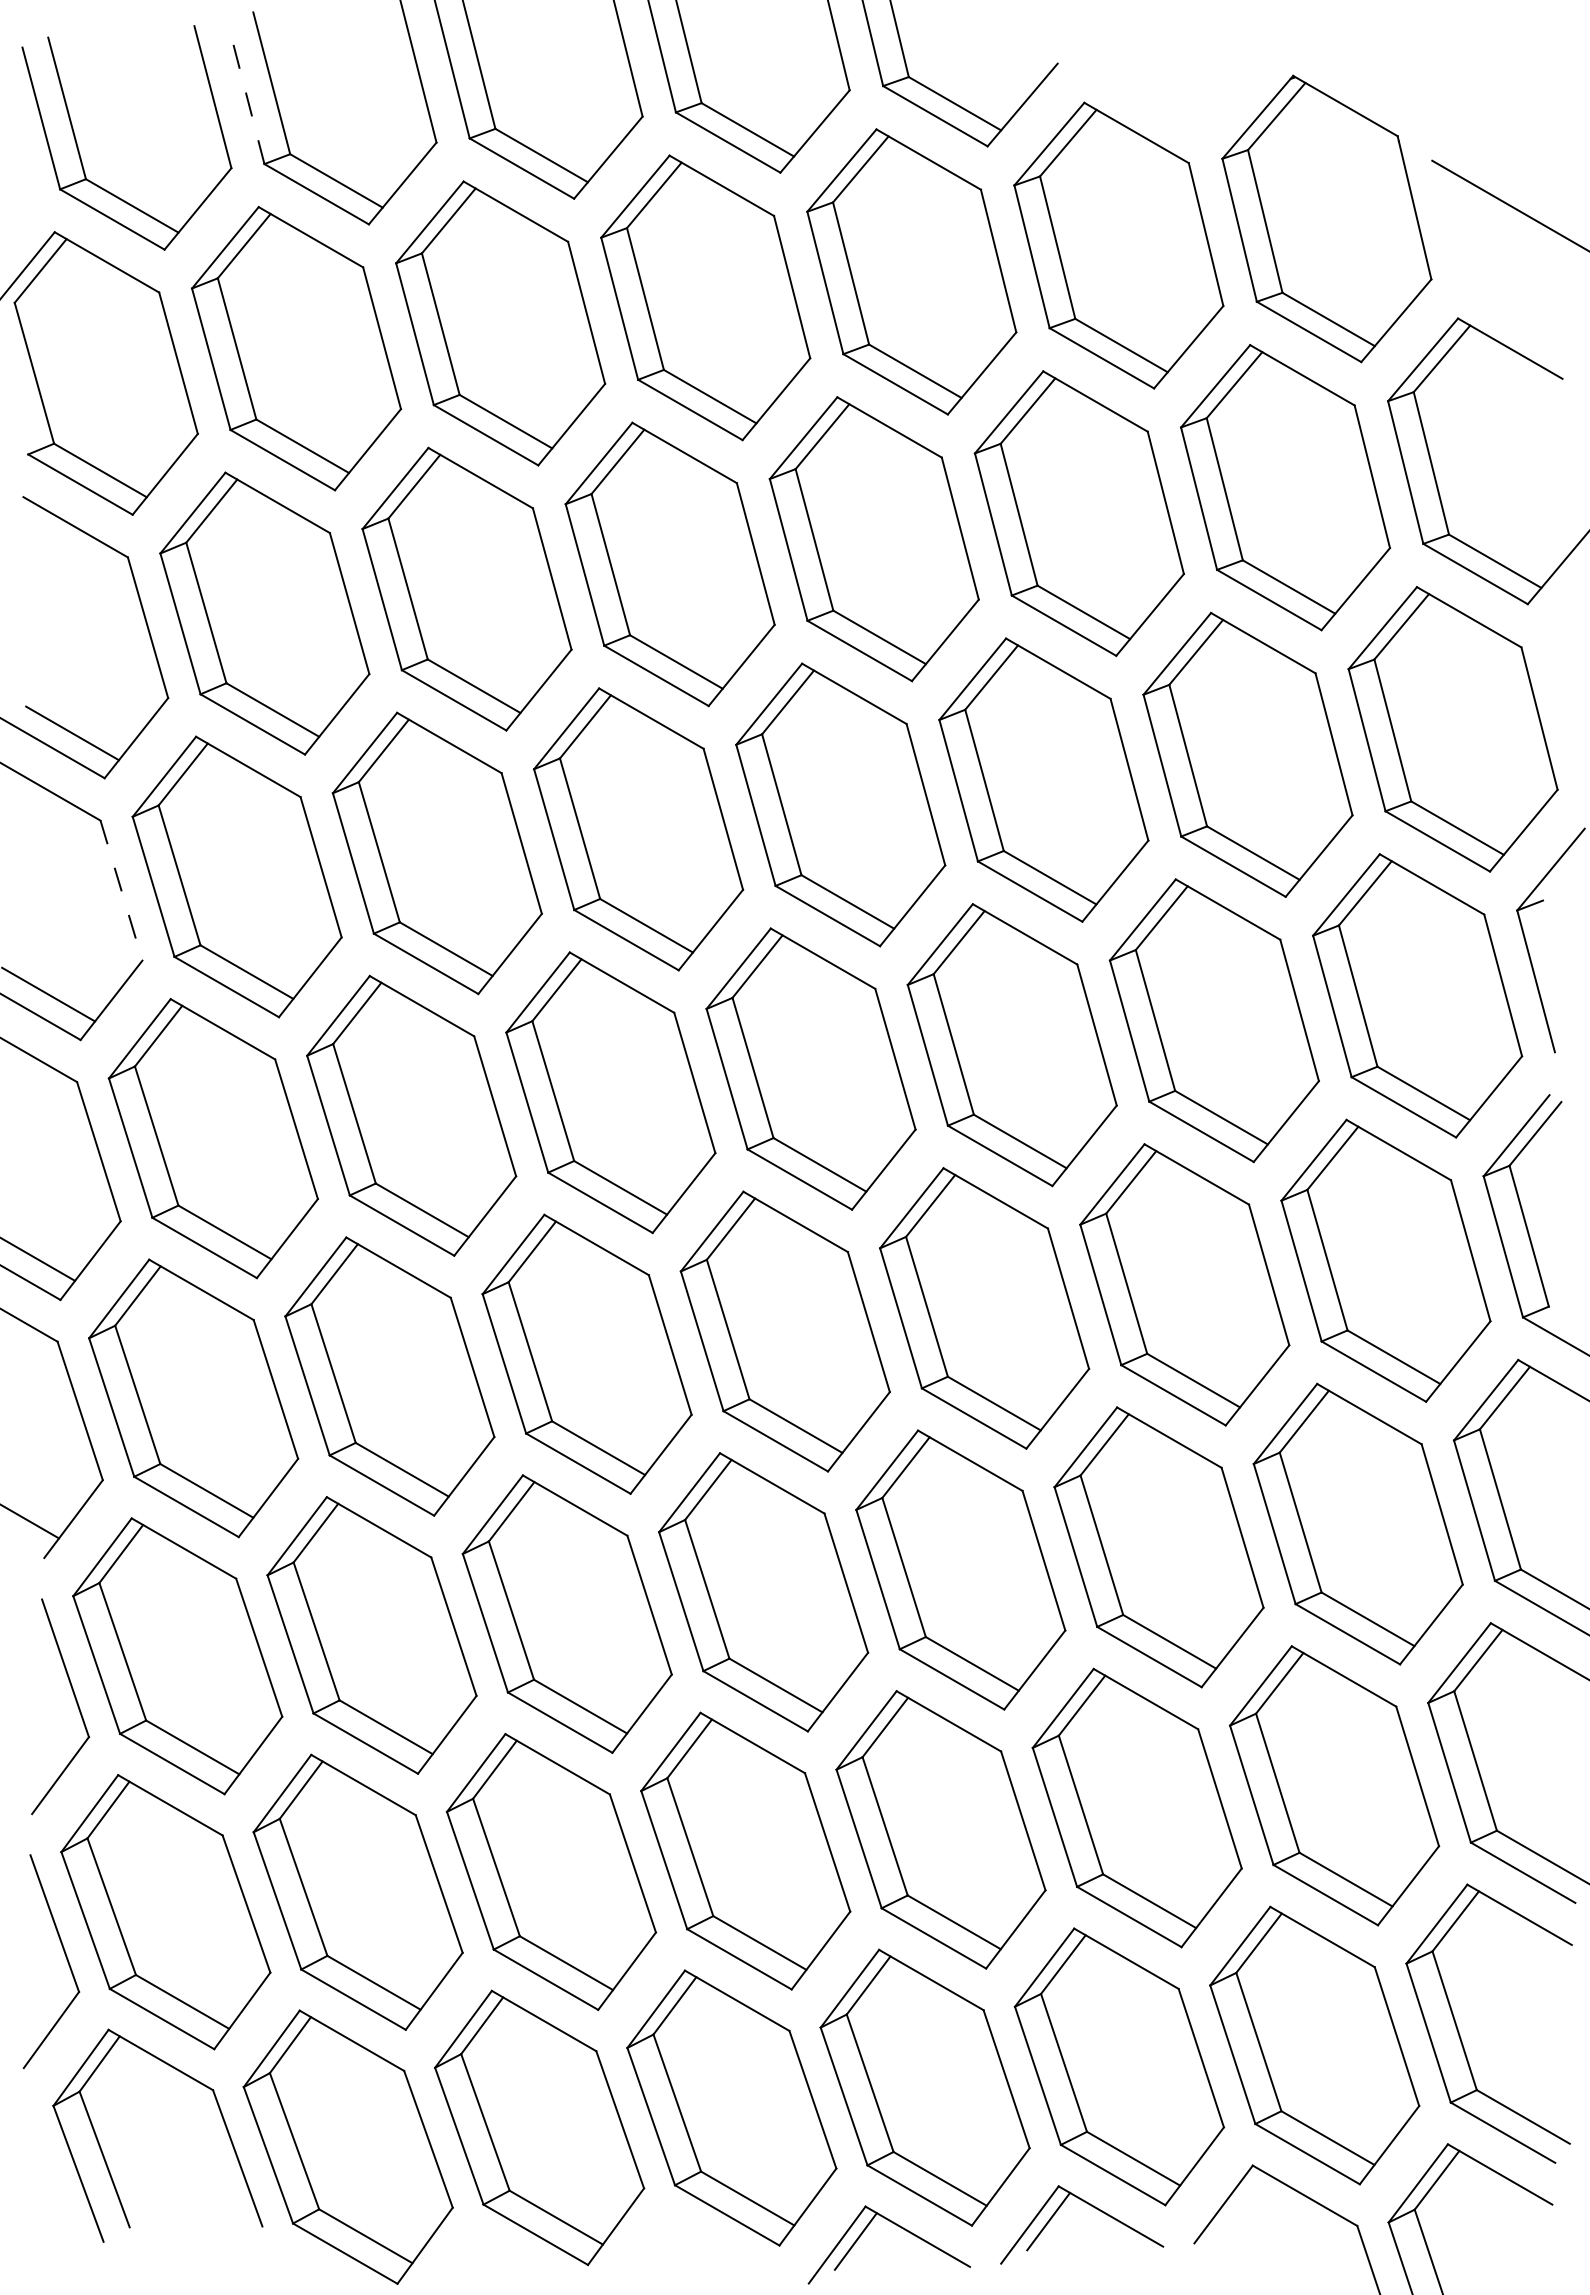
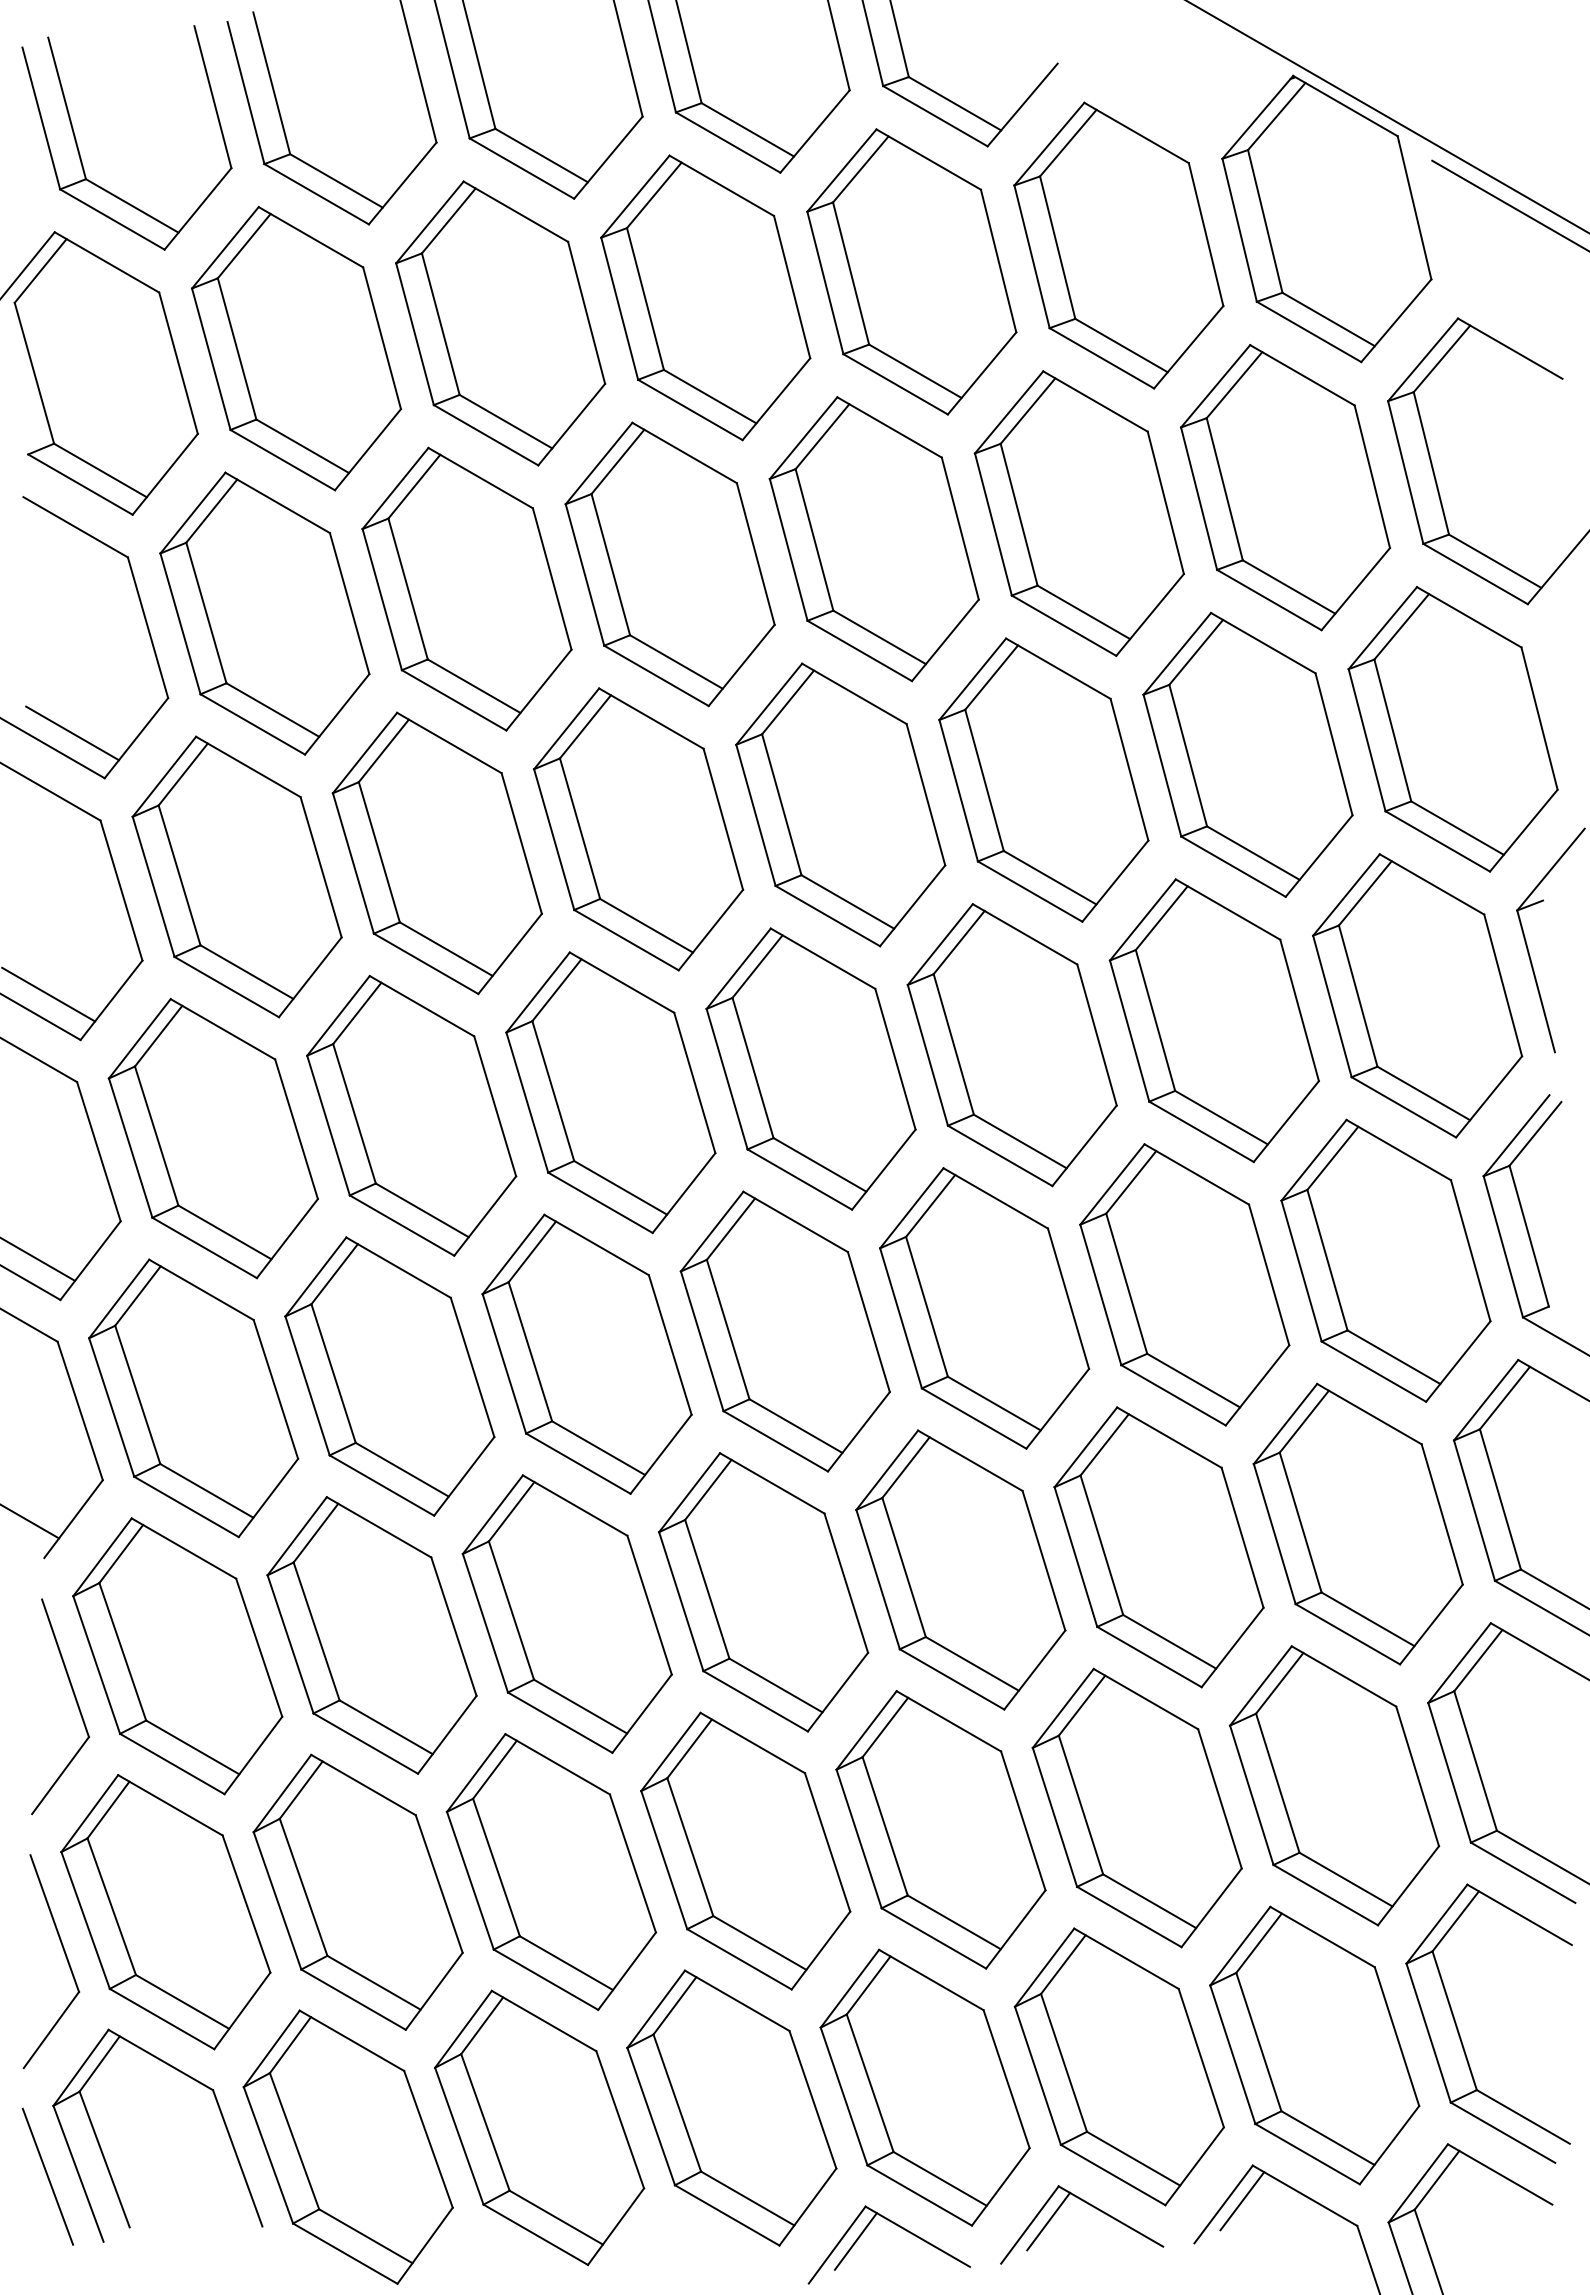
line: dashed -> solid (245, 92)
line: none -> present (1387, 116)
line: dashed -> solid (121, 891)
line: none -> present (47, 2176)
line: none -> present (1242, 2201)
